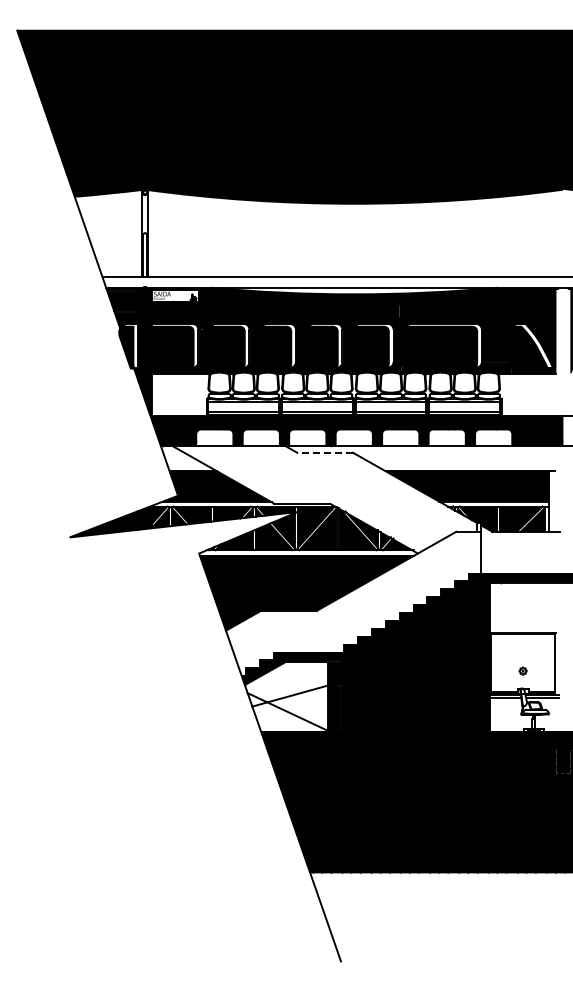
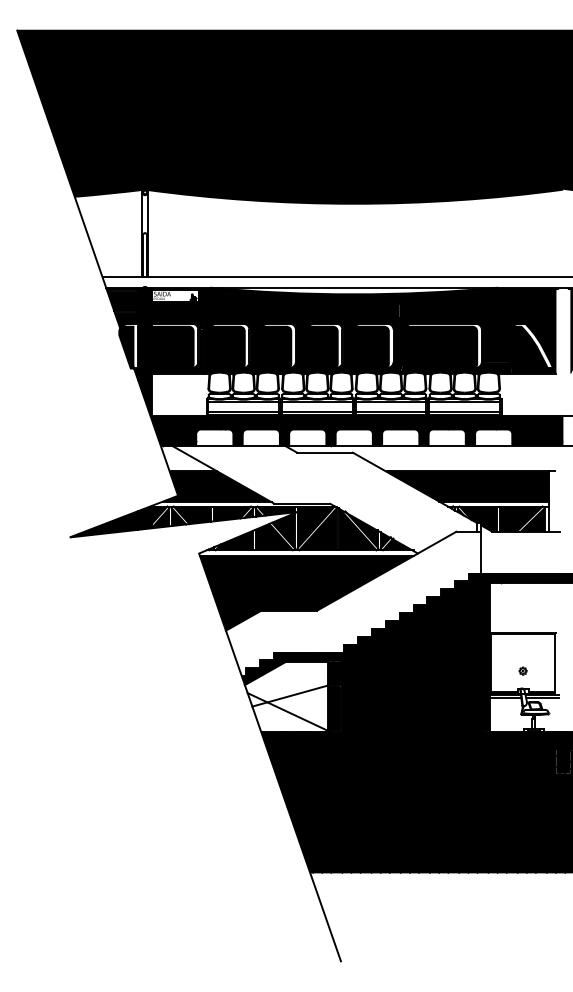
line: dashed -> solid (325, 452)
